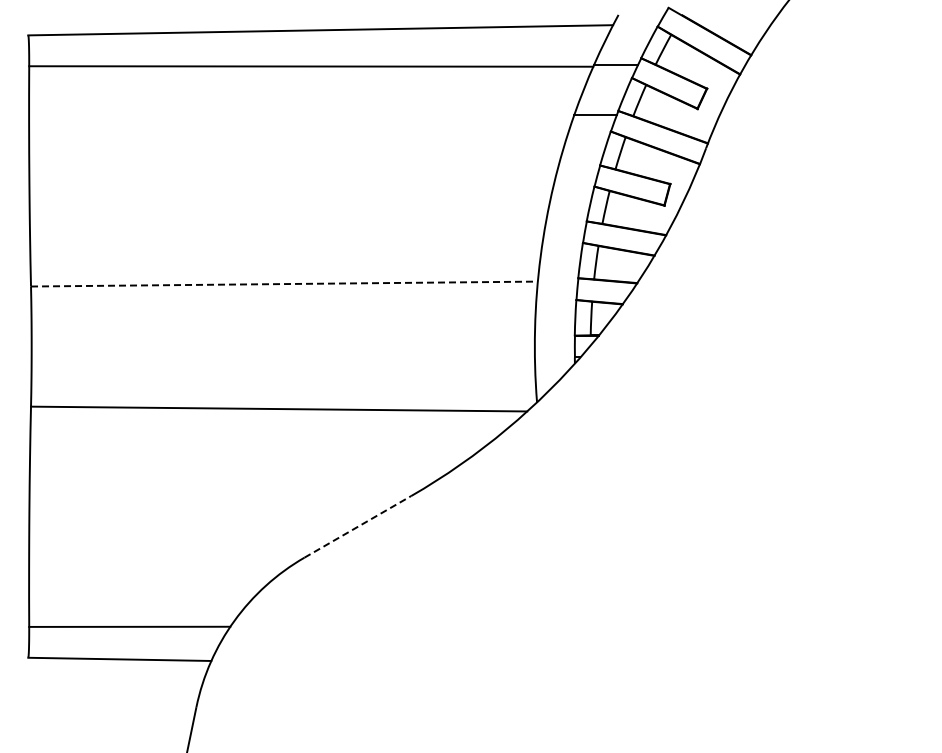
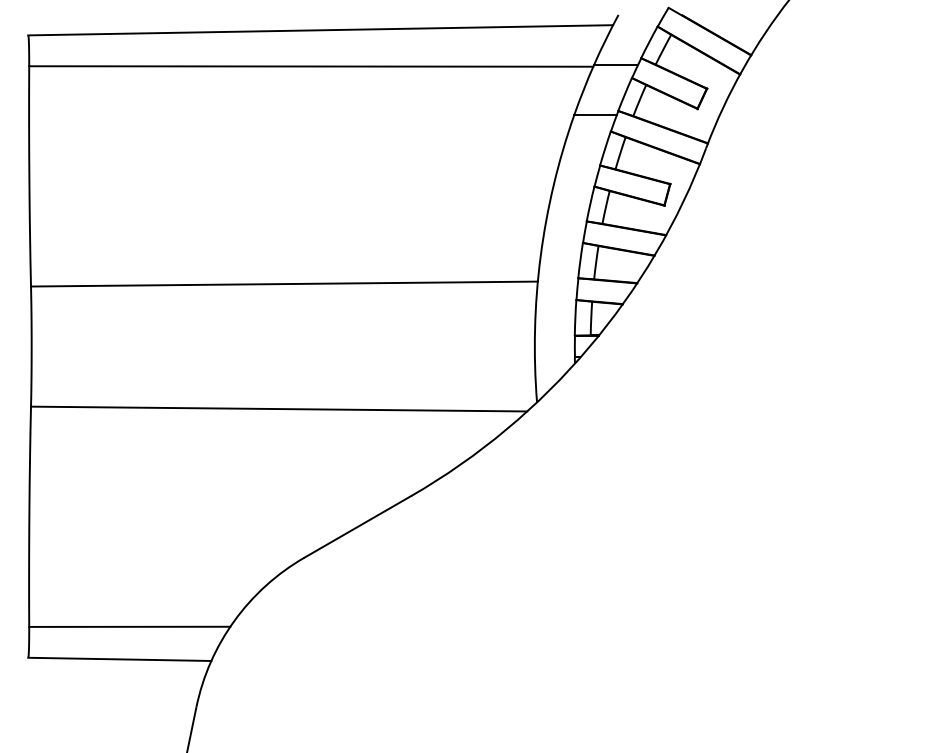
line: dashed -> solid (284, 284)
line: dashed -> solid (357, 526)
